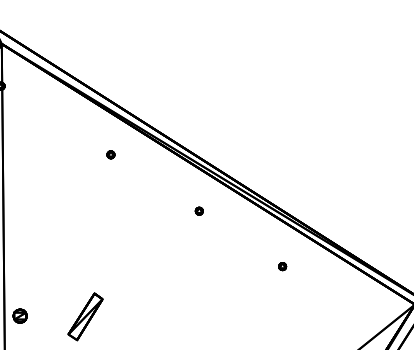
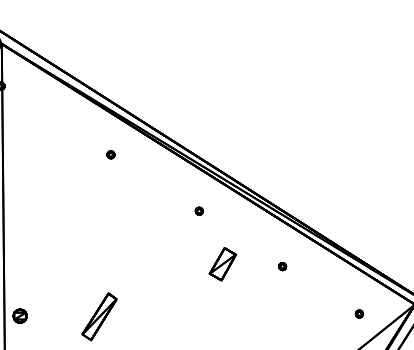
part: none -> present (222, 264)
part: none -> present (358, 313)
part position: (85, 316) -> (99, 316) (99, 316)
